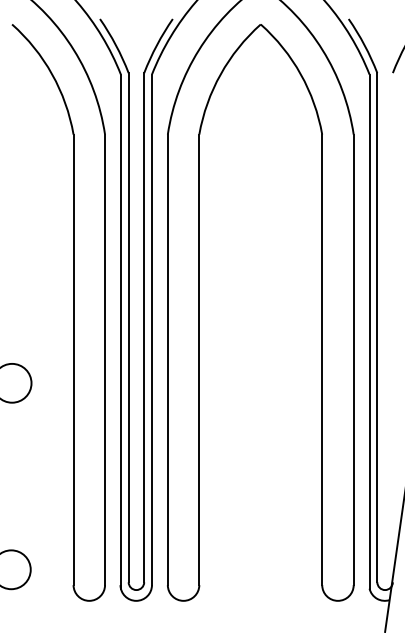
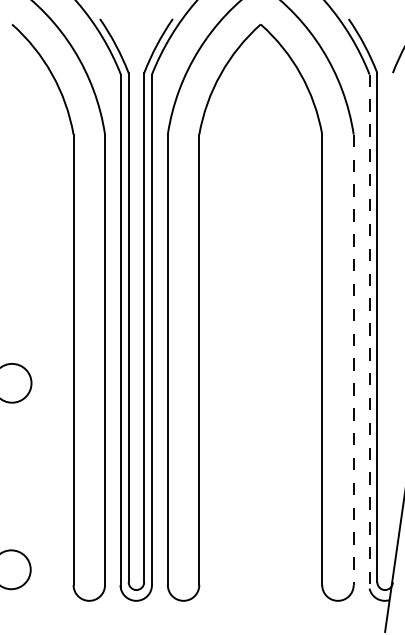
line: solid -> dashed (369, 332)
line: solid -> dashed (353, 360)
